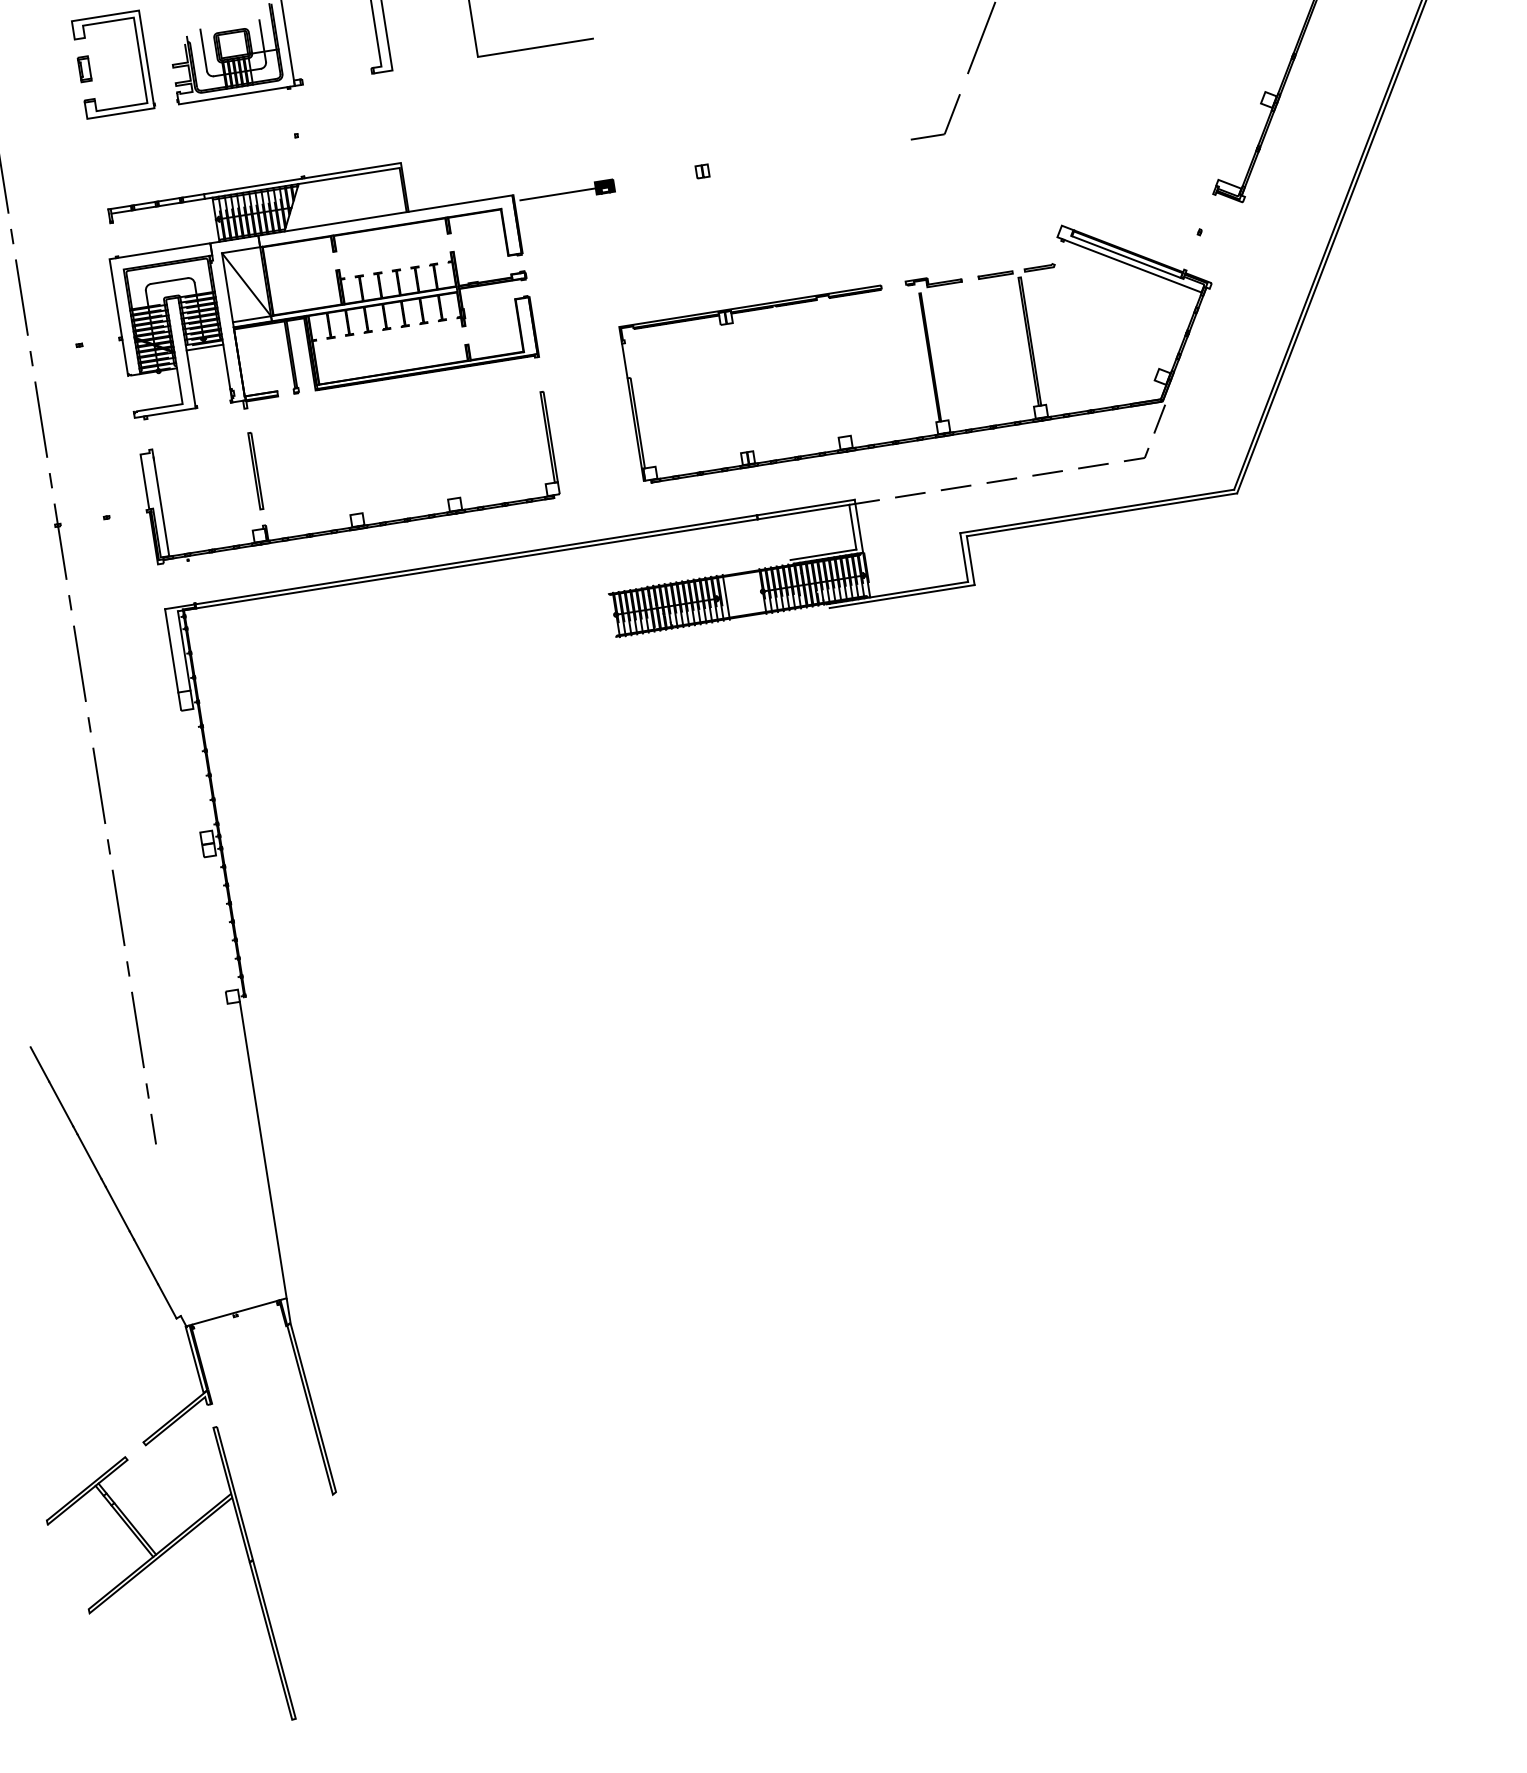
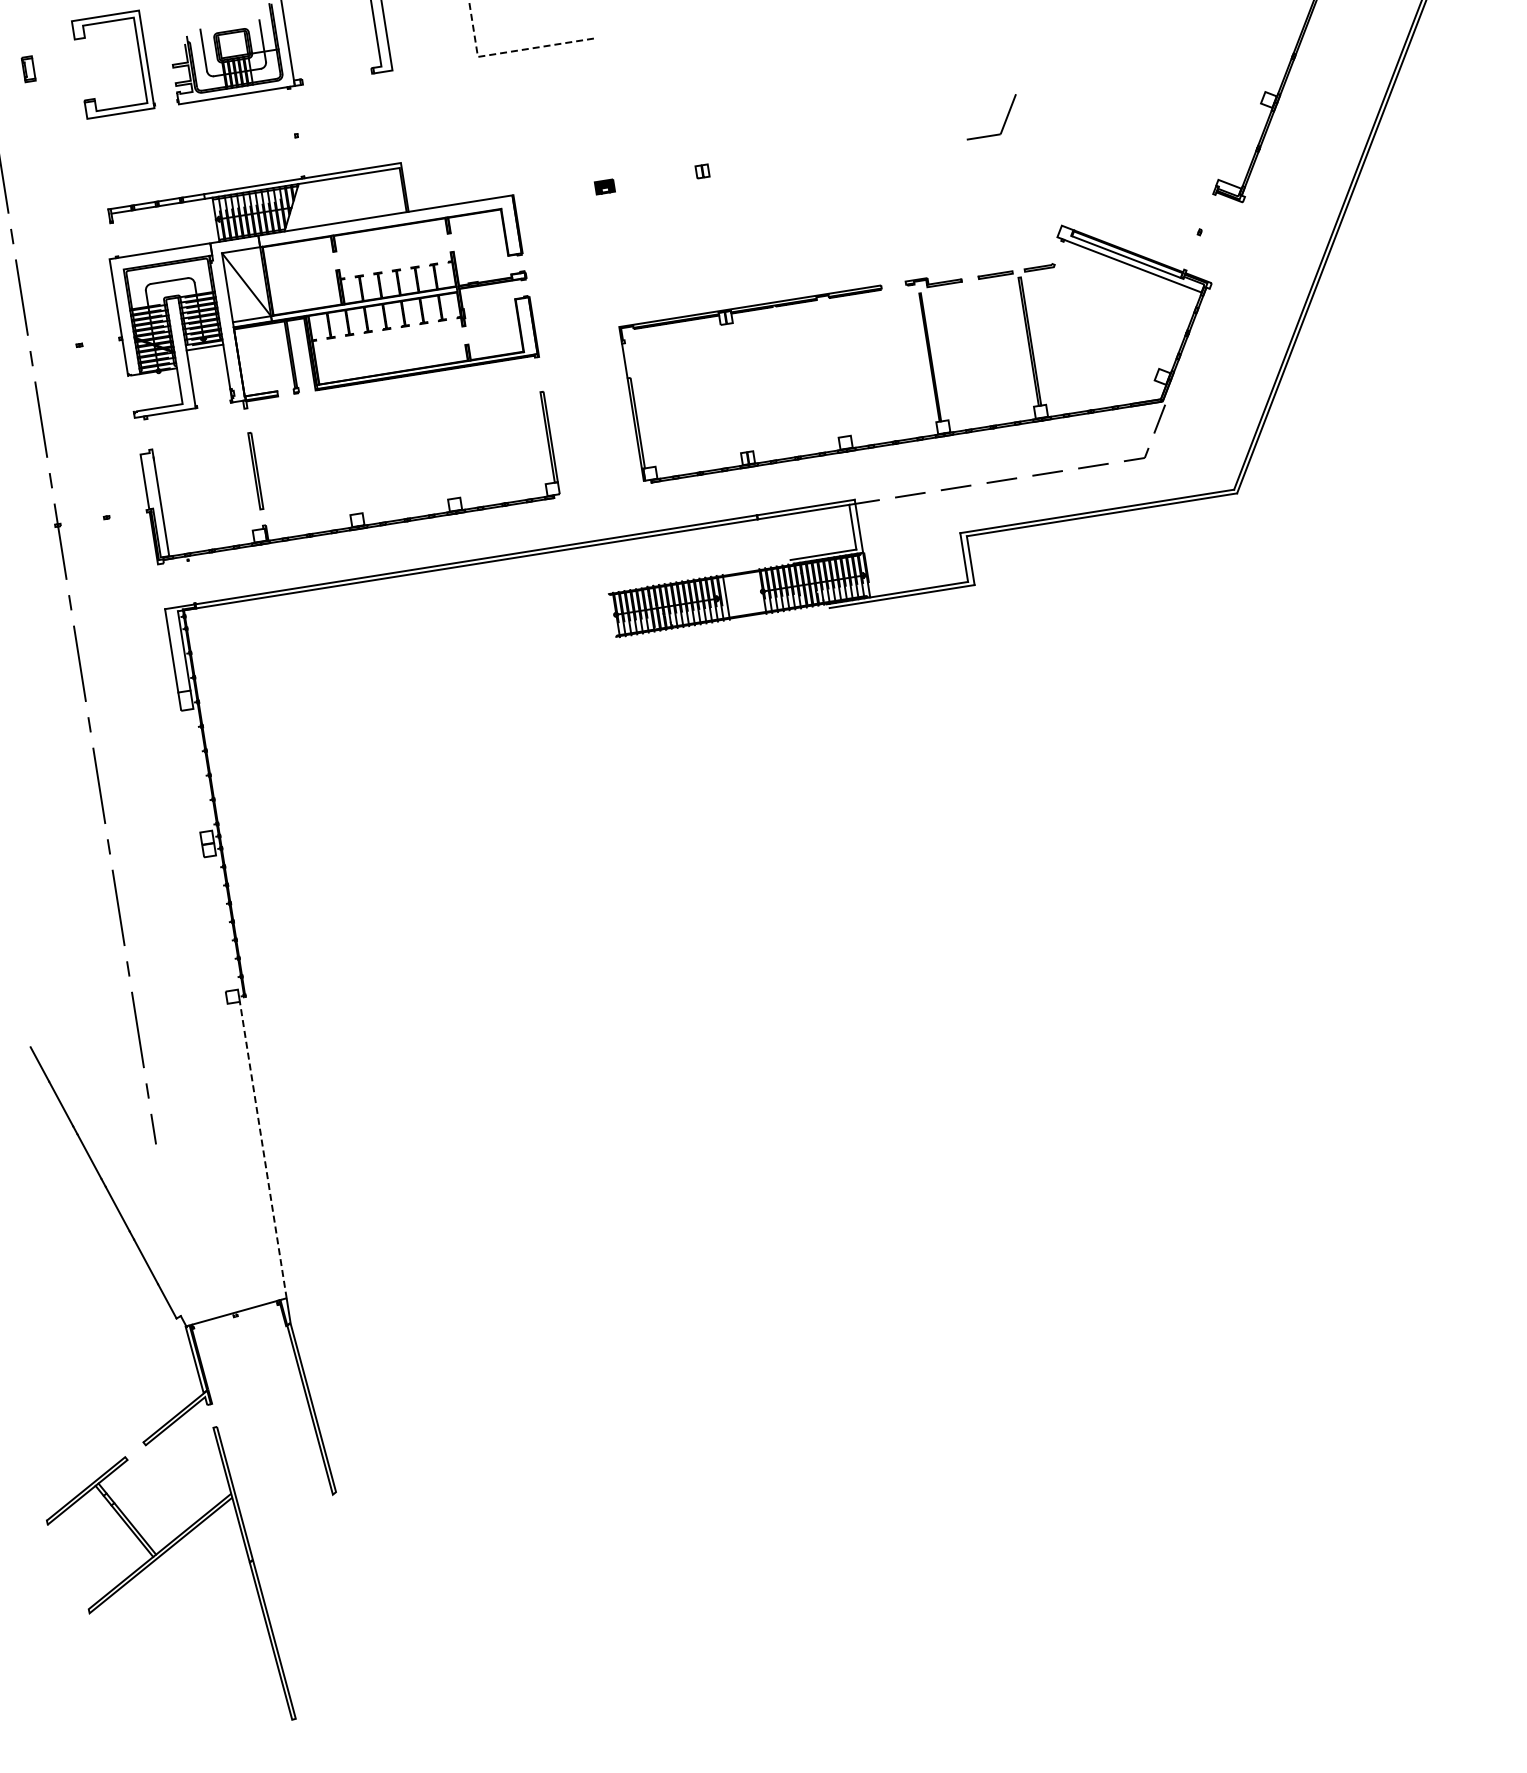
line: present -> none (979, 42)
line: solid -> dashed (507, 52)
part position: (84, 69) -> (28, 69) (28, 69)
line position: (947, 123) -> (1003, 123) (1003, 123)
line: present -> none (553, 194)
line: solid -> dashed (263, 1149)
